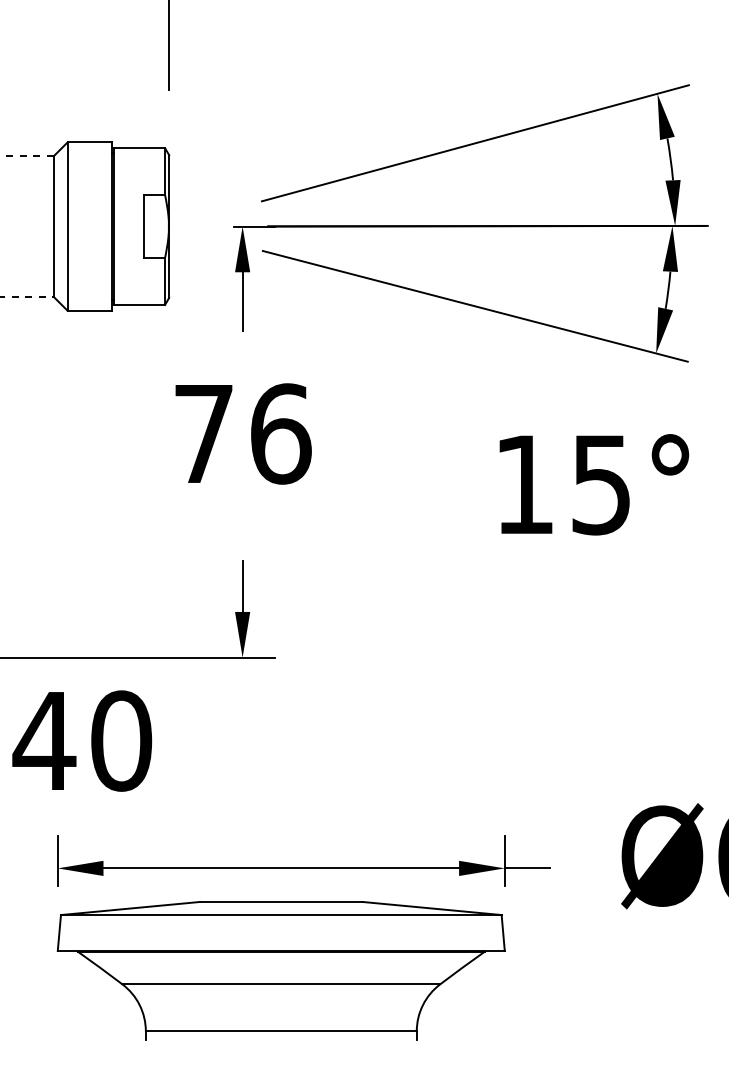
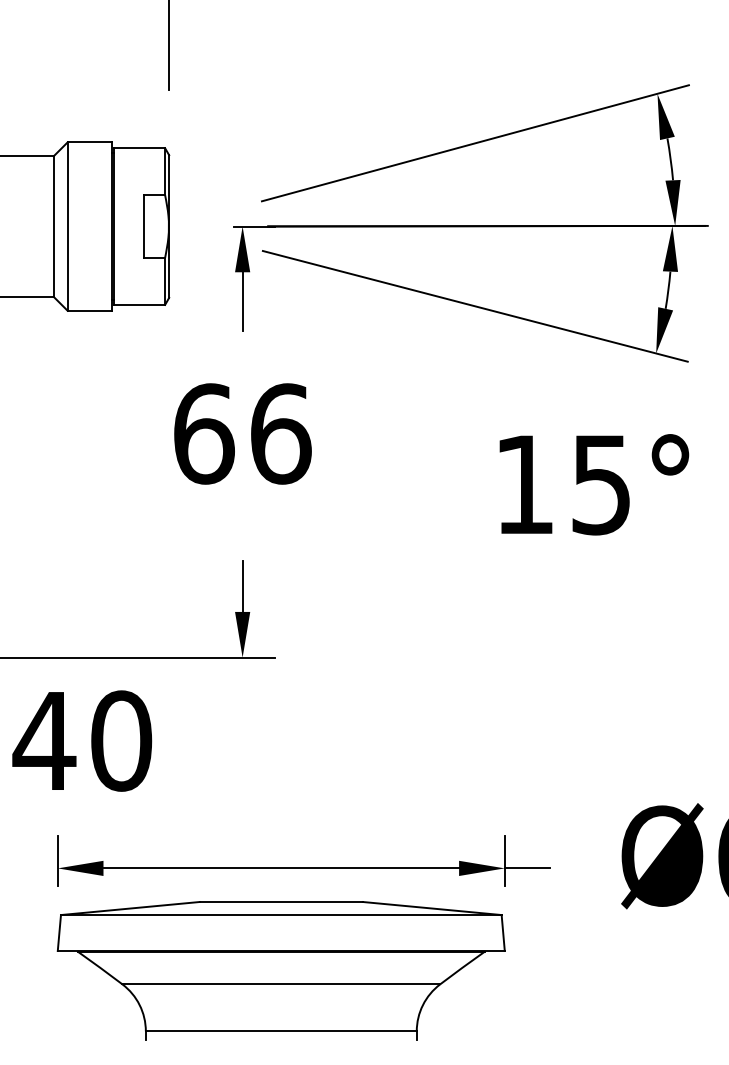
line: dashed -> solid (26, 156)
line: dashed -> solid (26, 296)
text: 76 -> 66 (204, 433)
